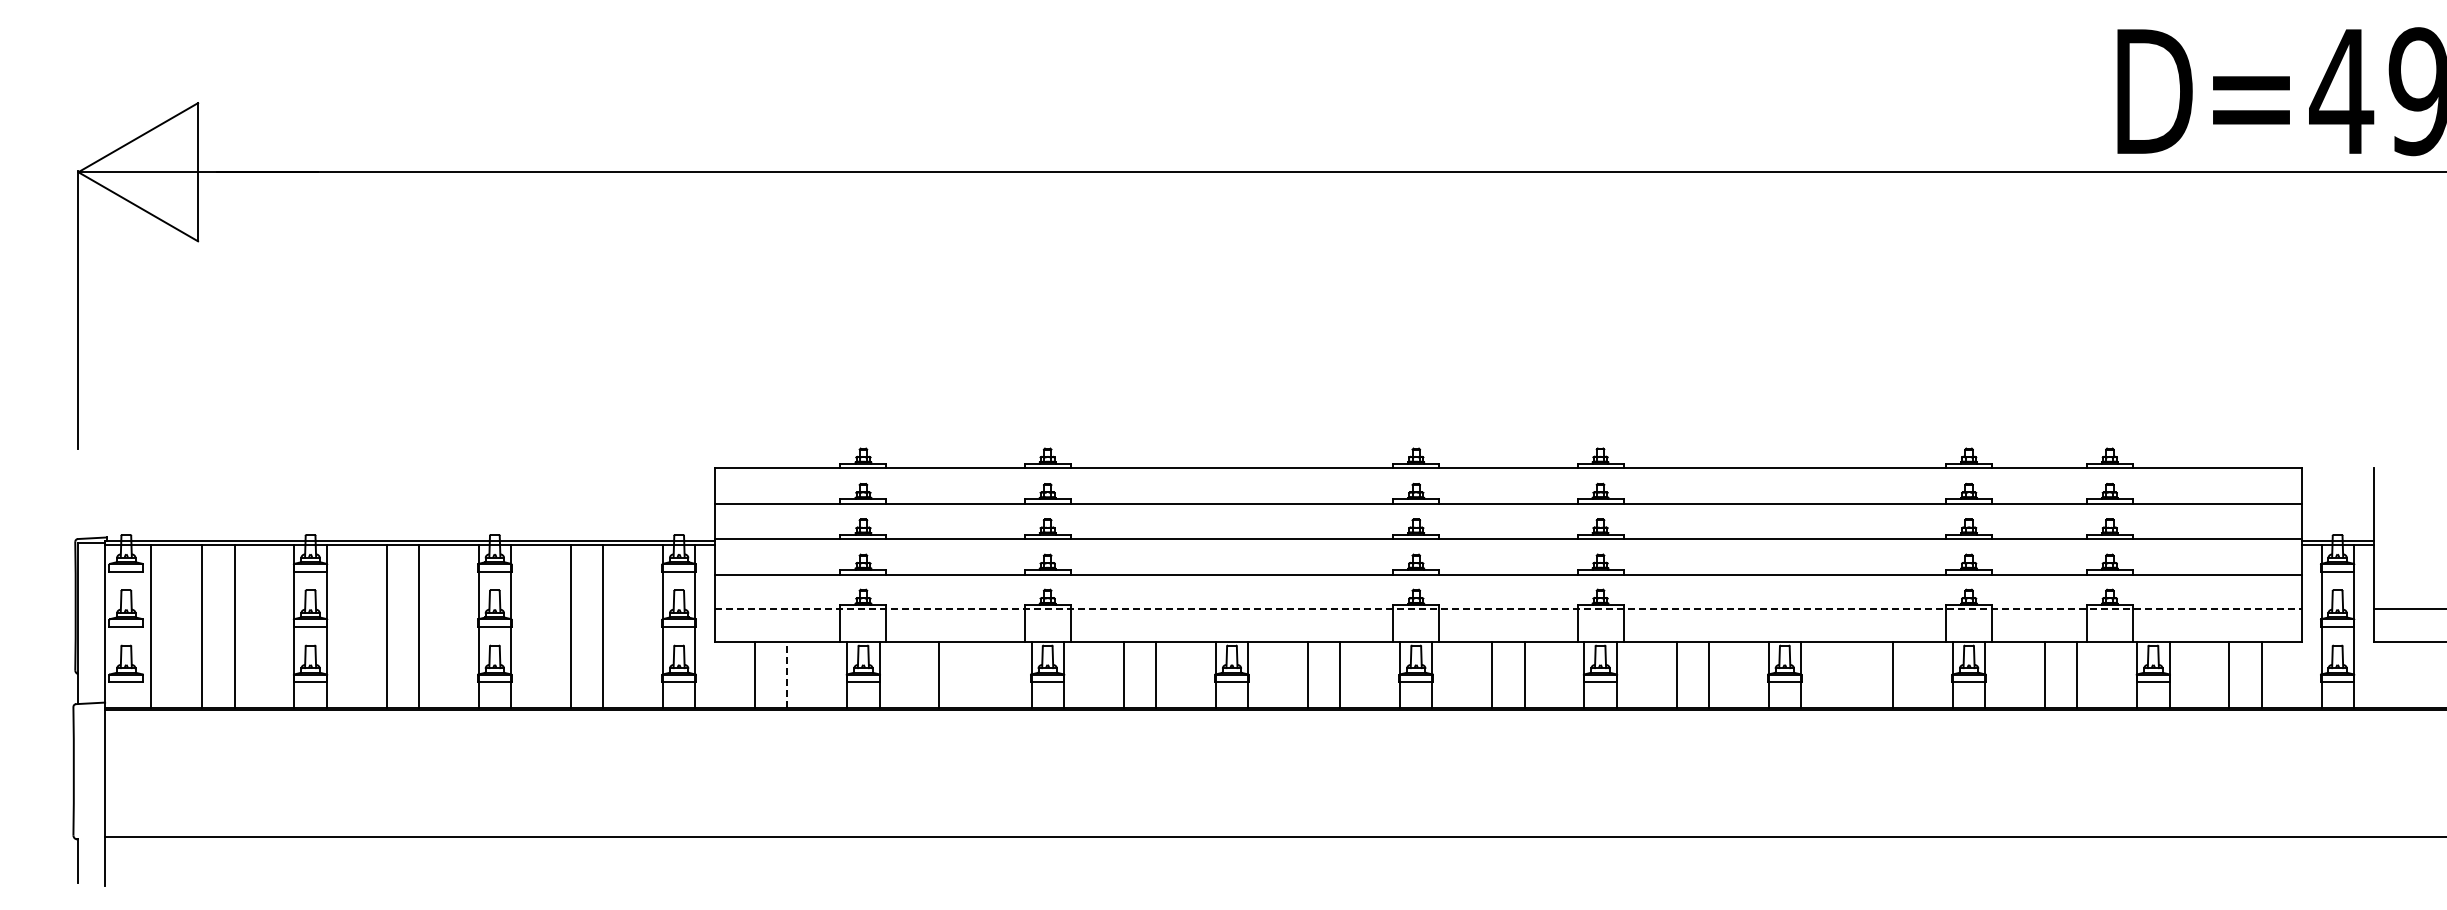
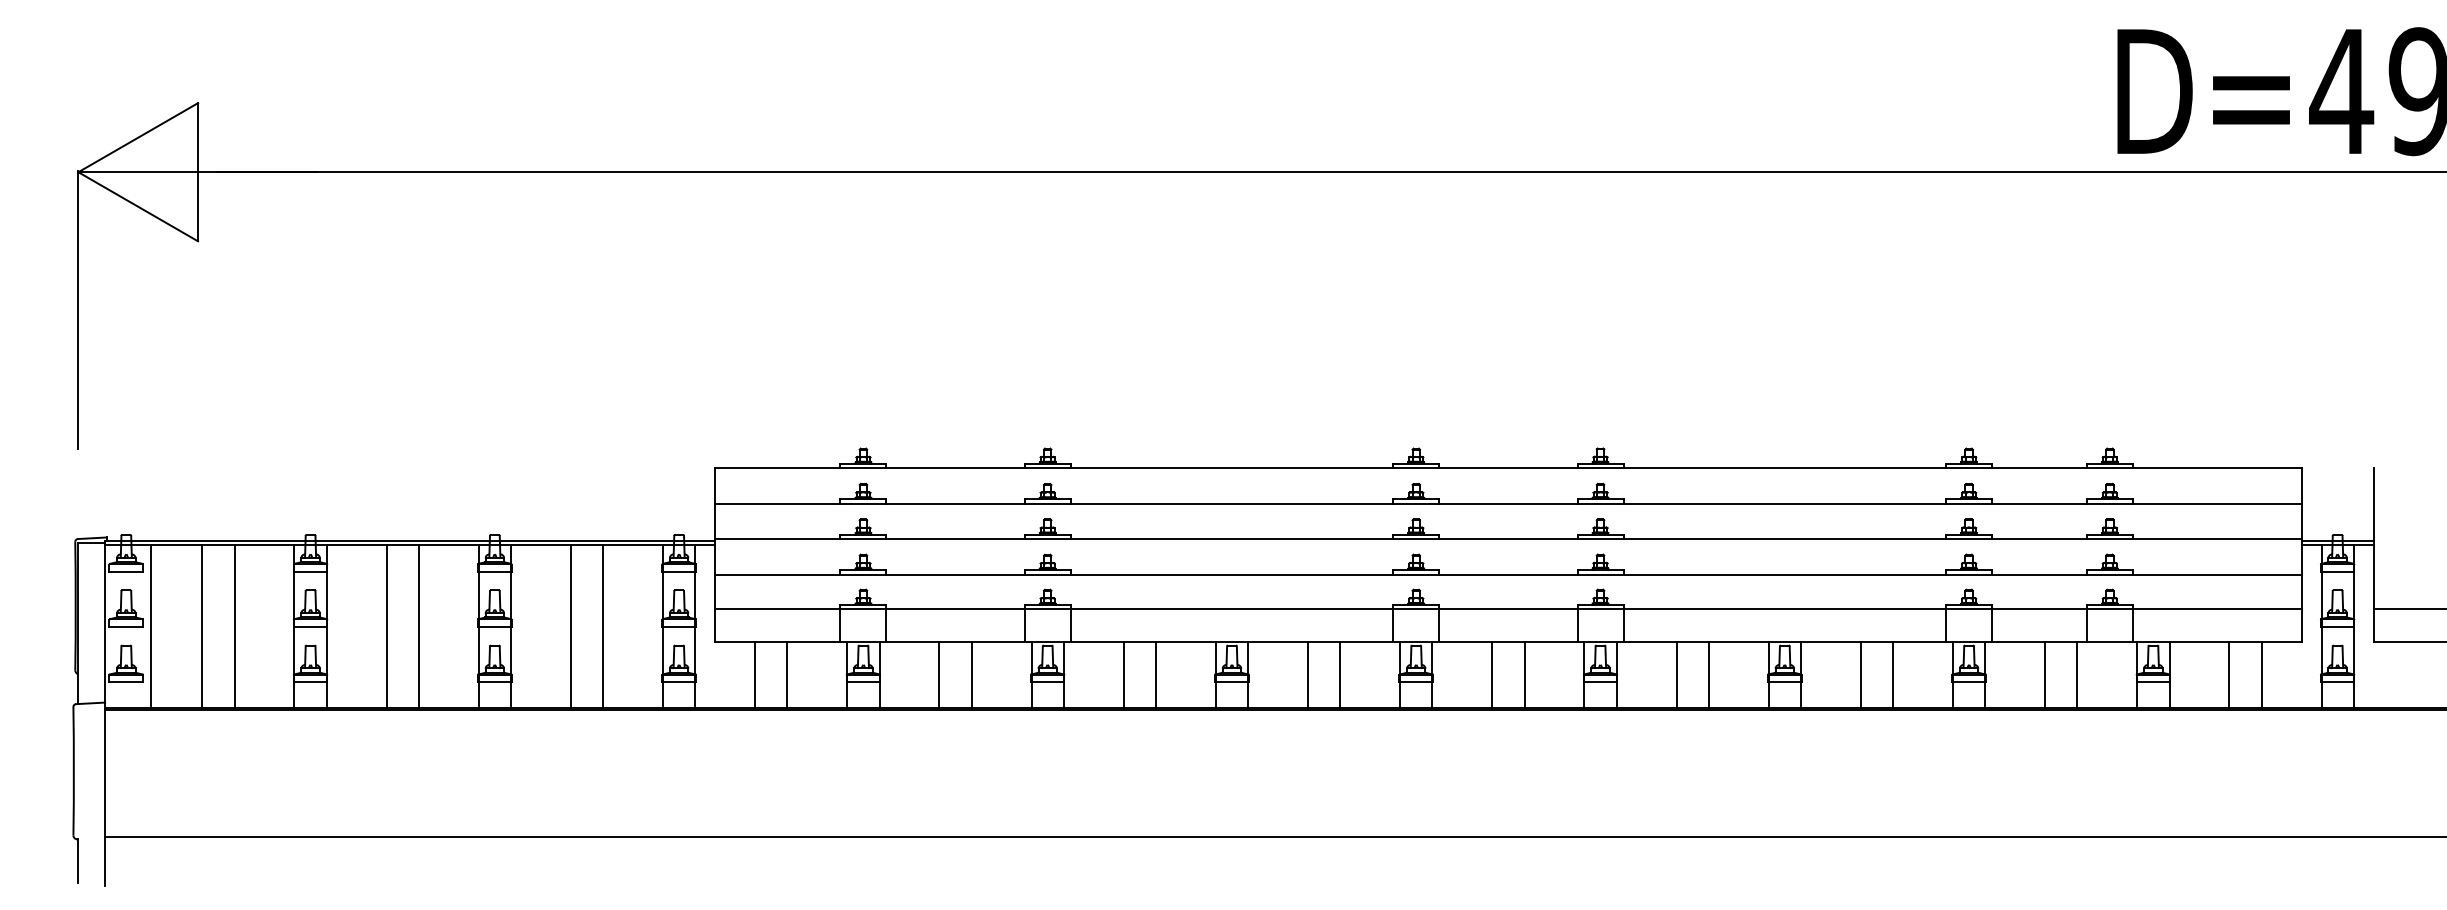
line: dashed -> solid (1508, 609)
line: dashed -> solid (787, 674)
line: none -> present (971, 674)
line: none -> present (1860, 674)
